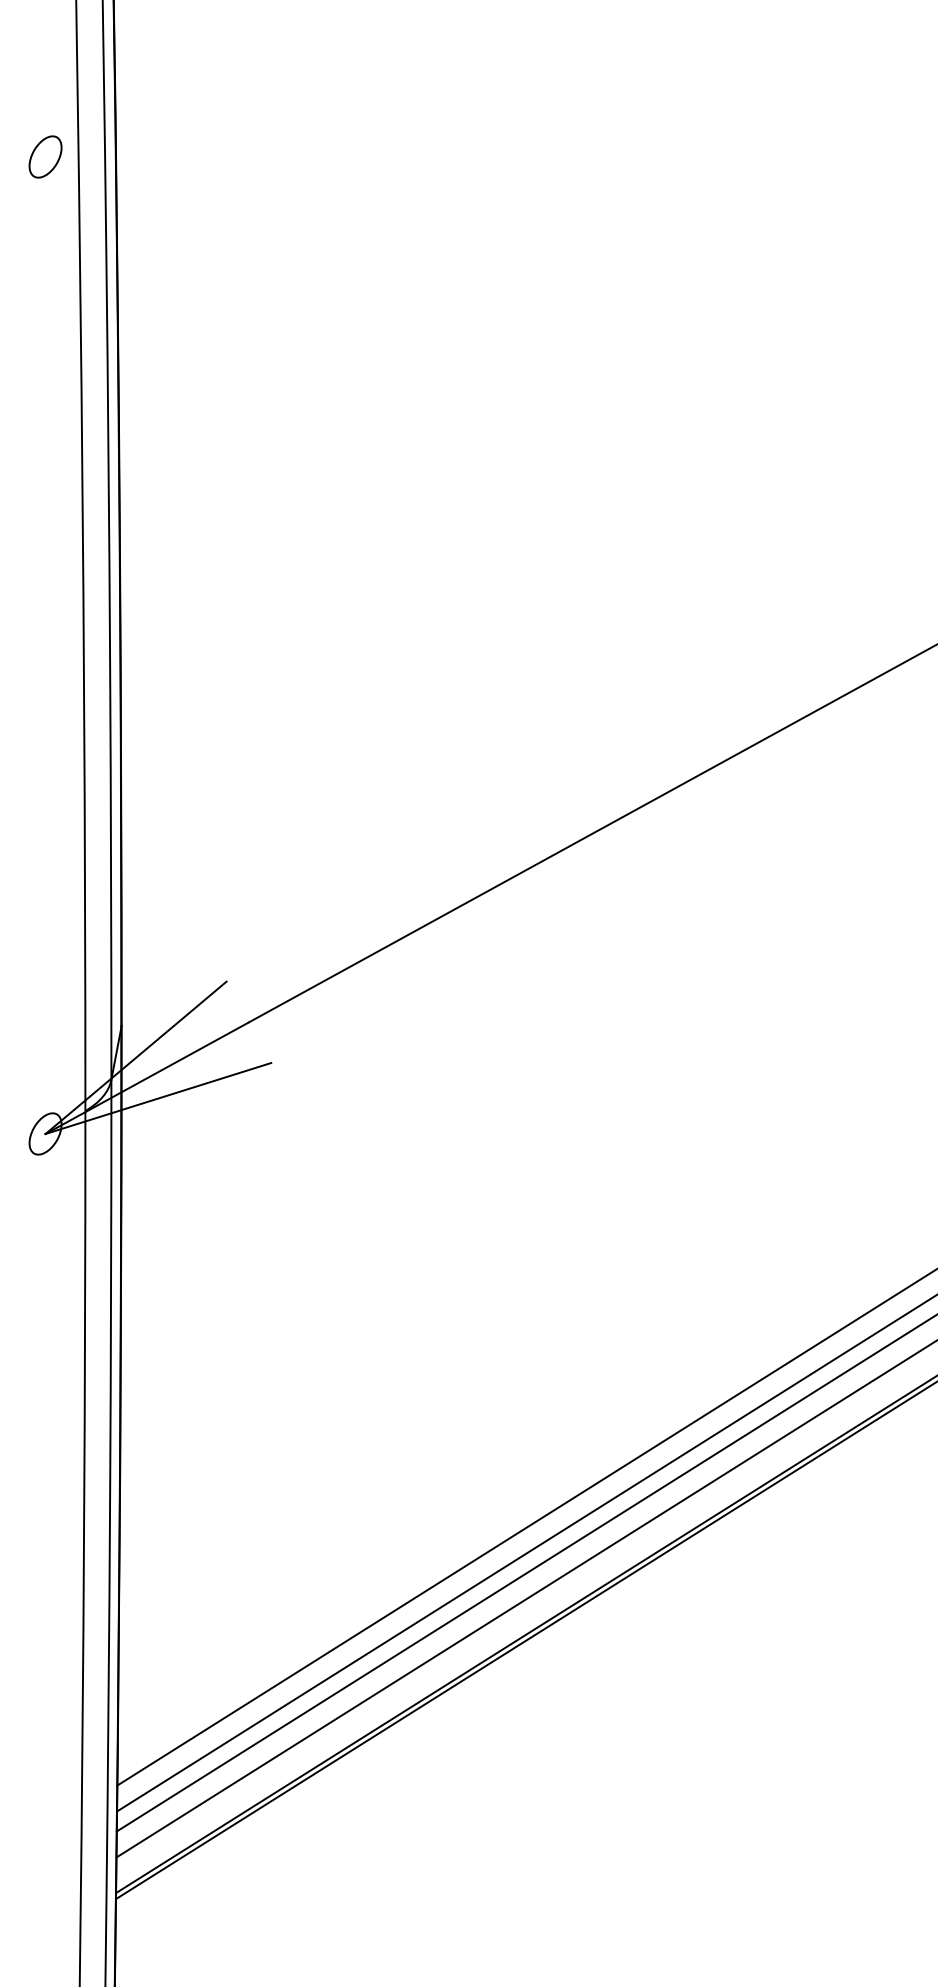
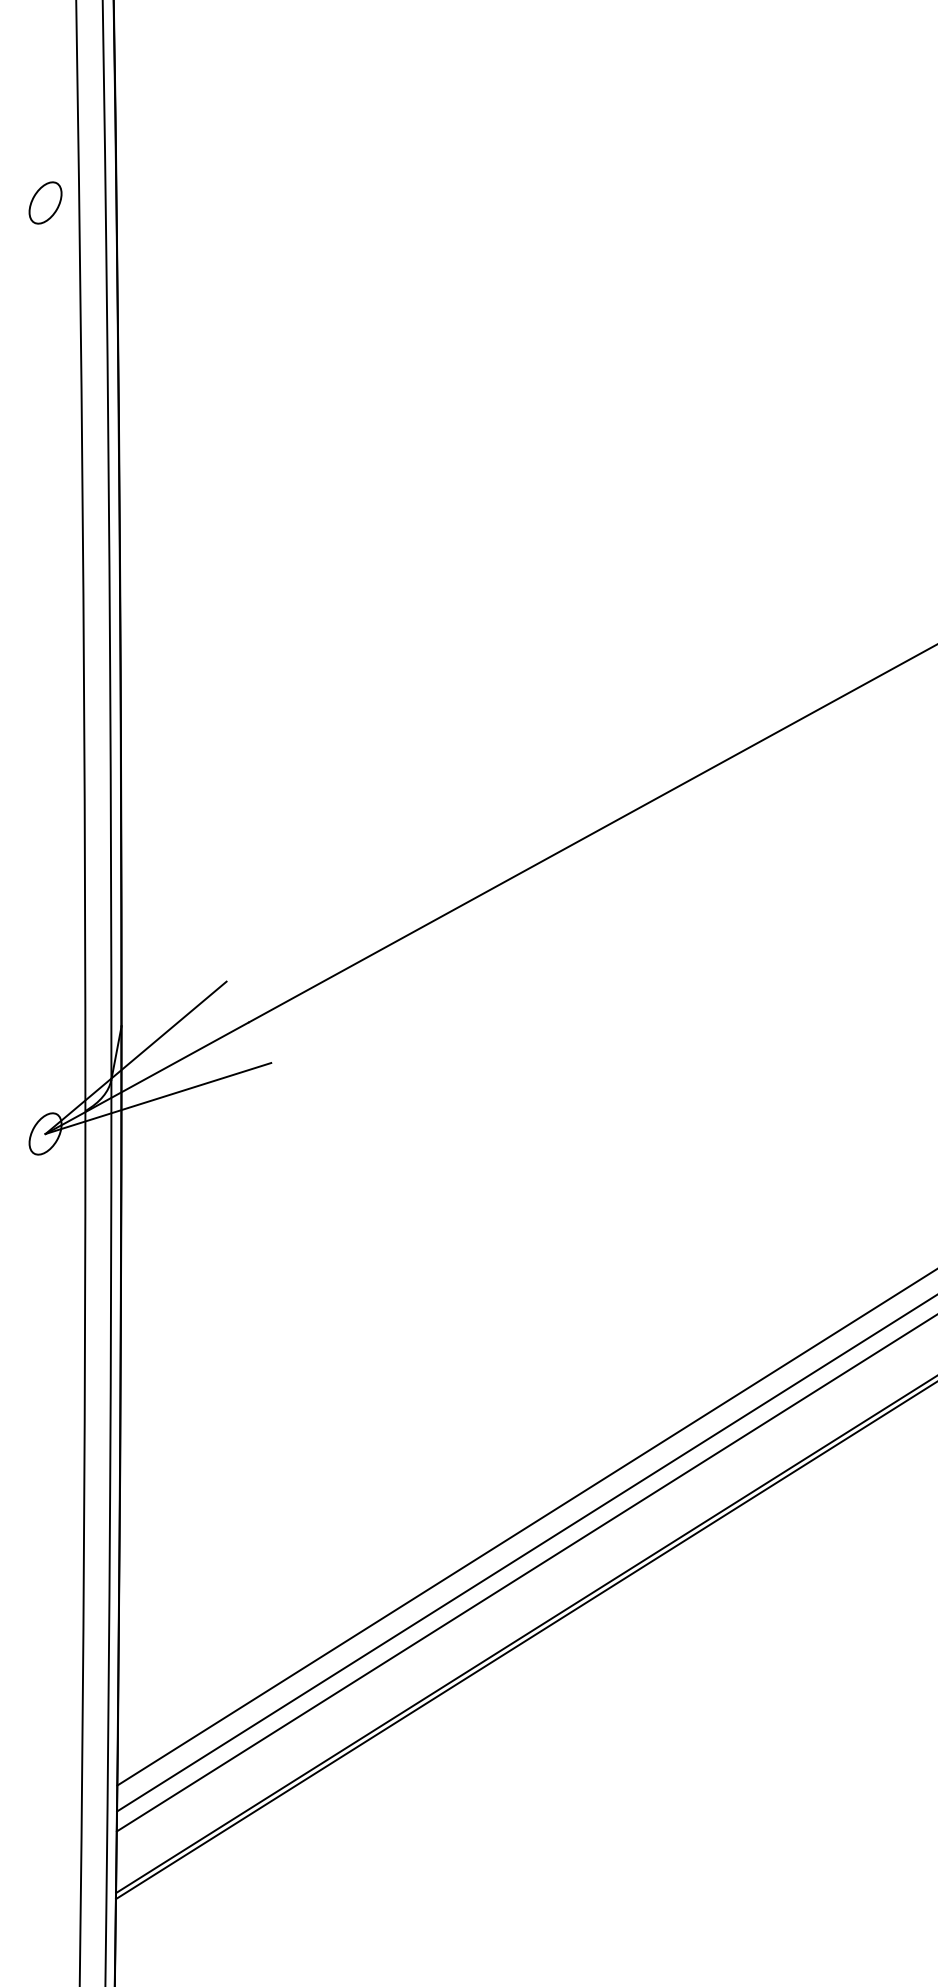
part position: (45, 156) -> (45, 202) (45, 202)
line: present -> none (525, 1599)
